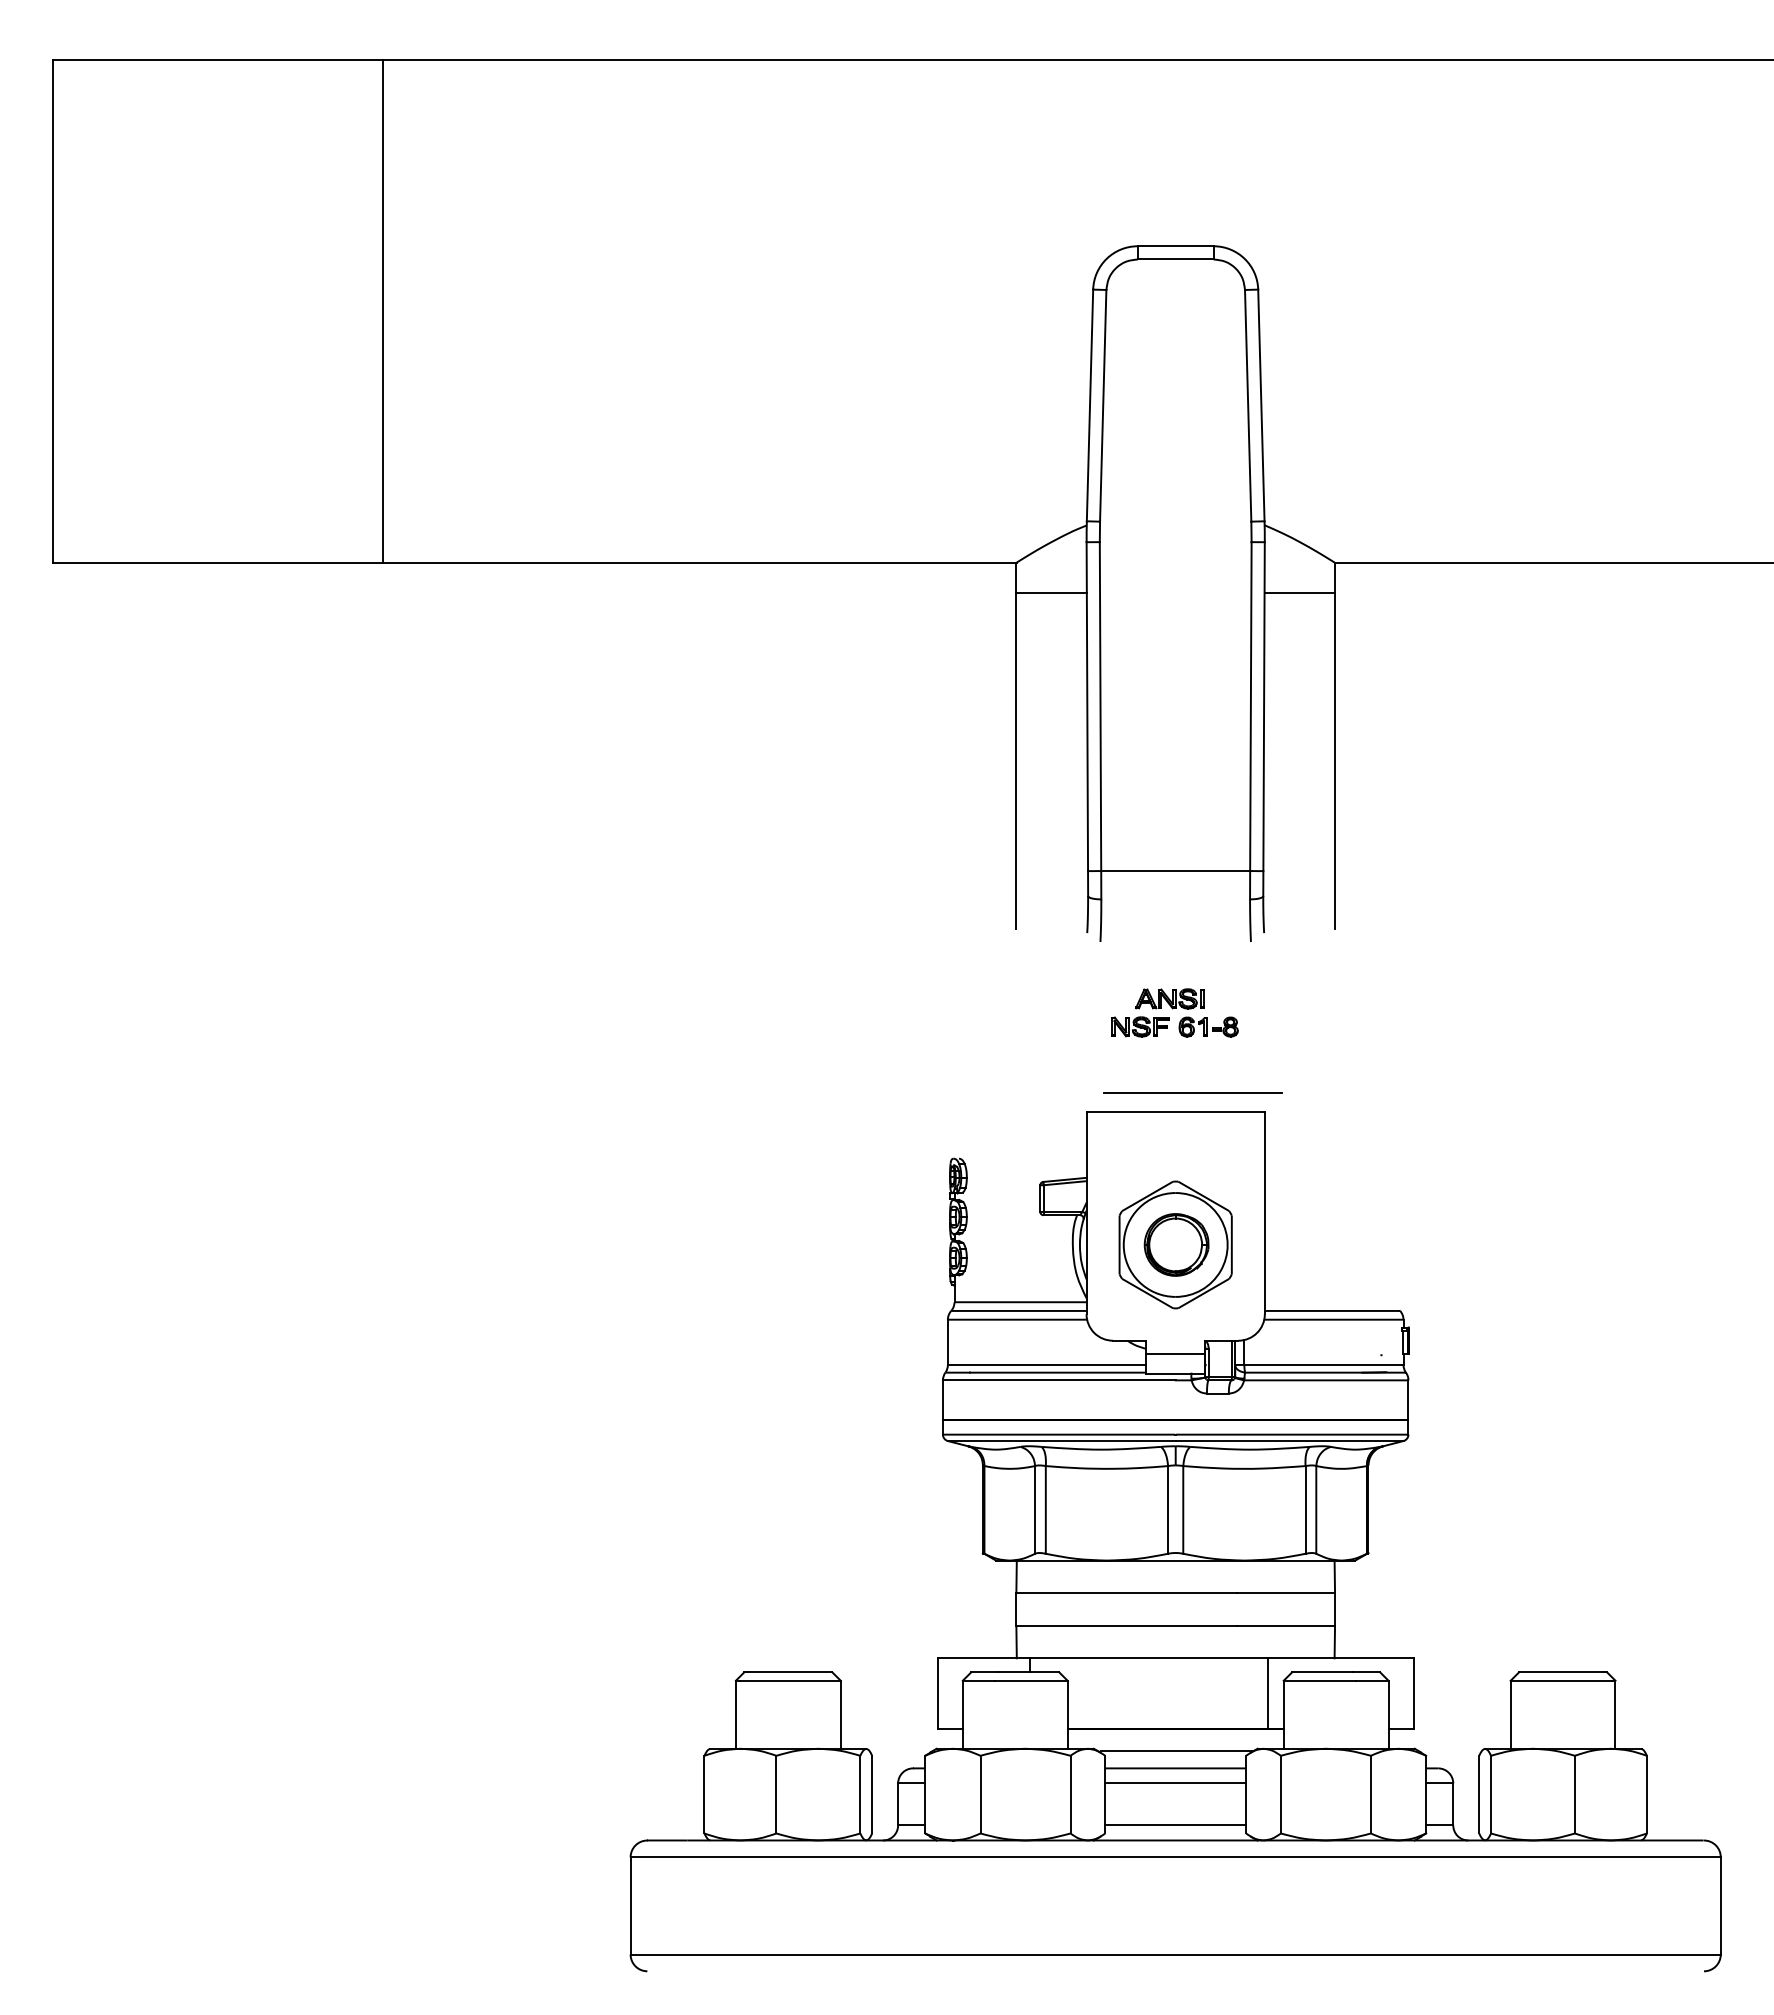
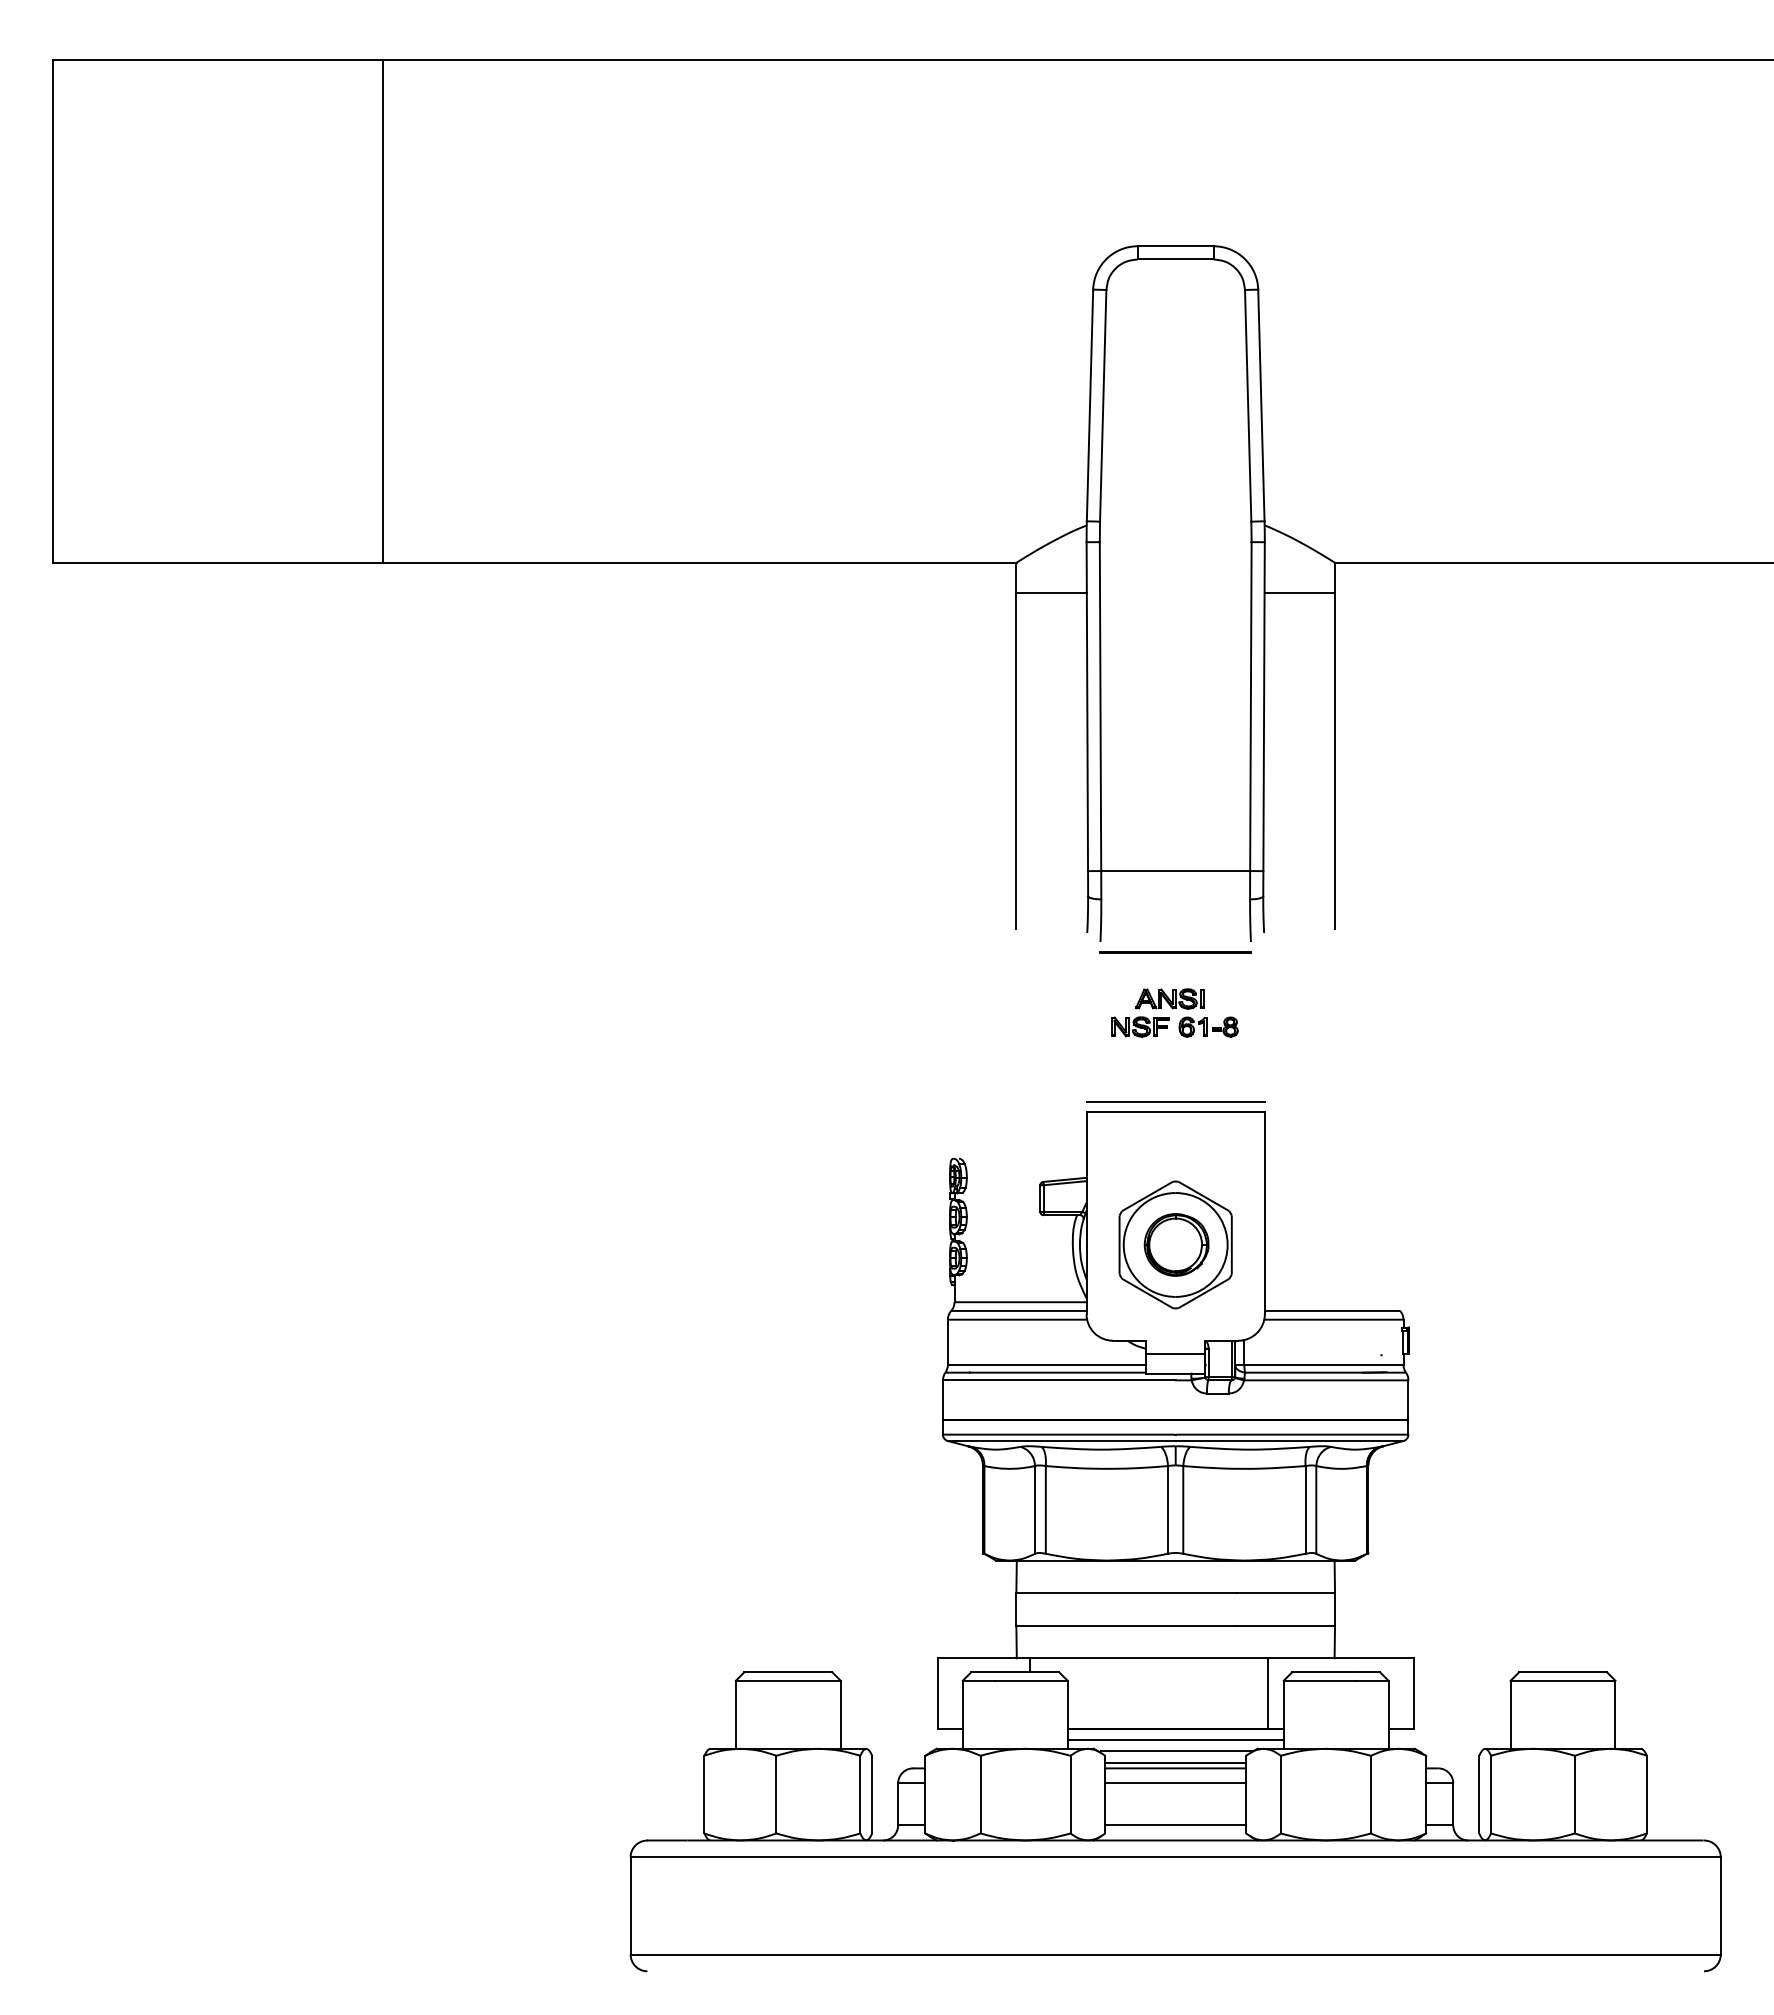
line: none -> present (1175, 952)
line position: (1192, 1092) -> (1175, 1101) (1175, 1101)
line: none -> present (1175, 1740)
line: none -> present (1175, 1762)
